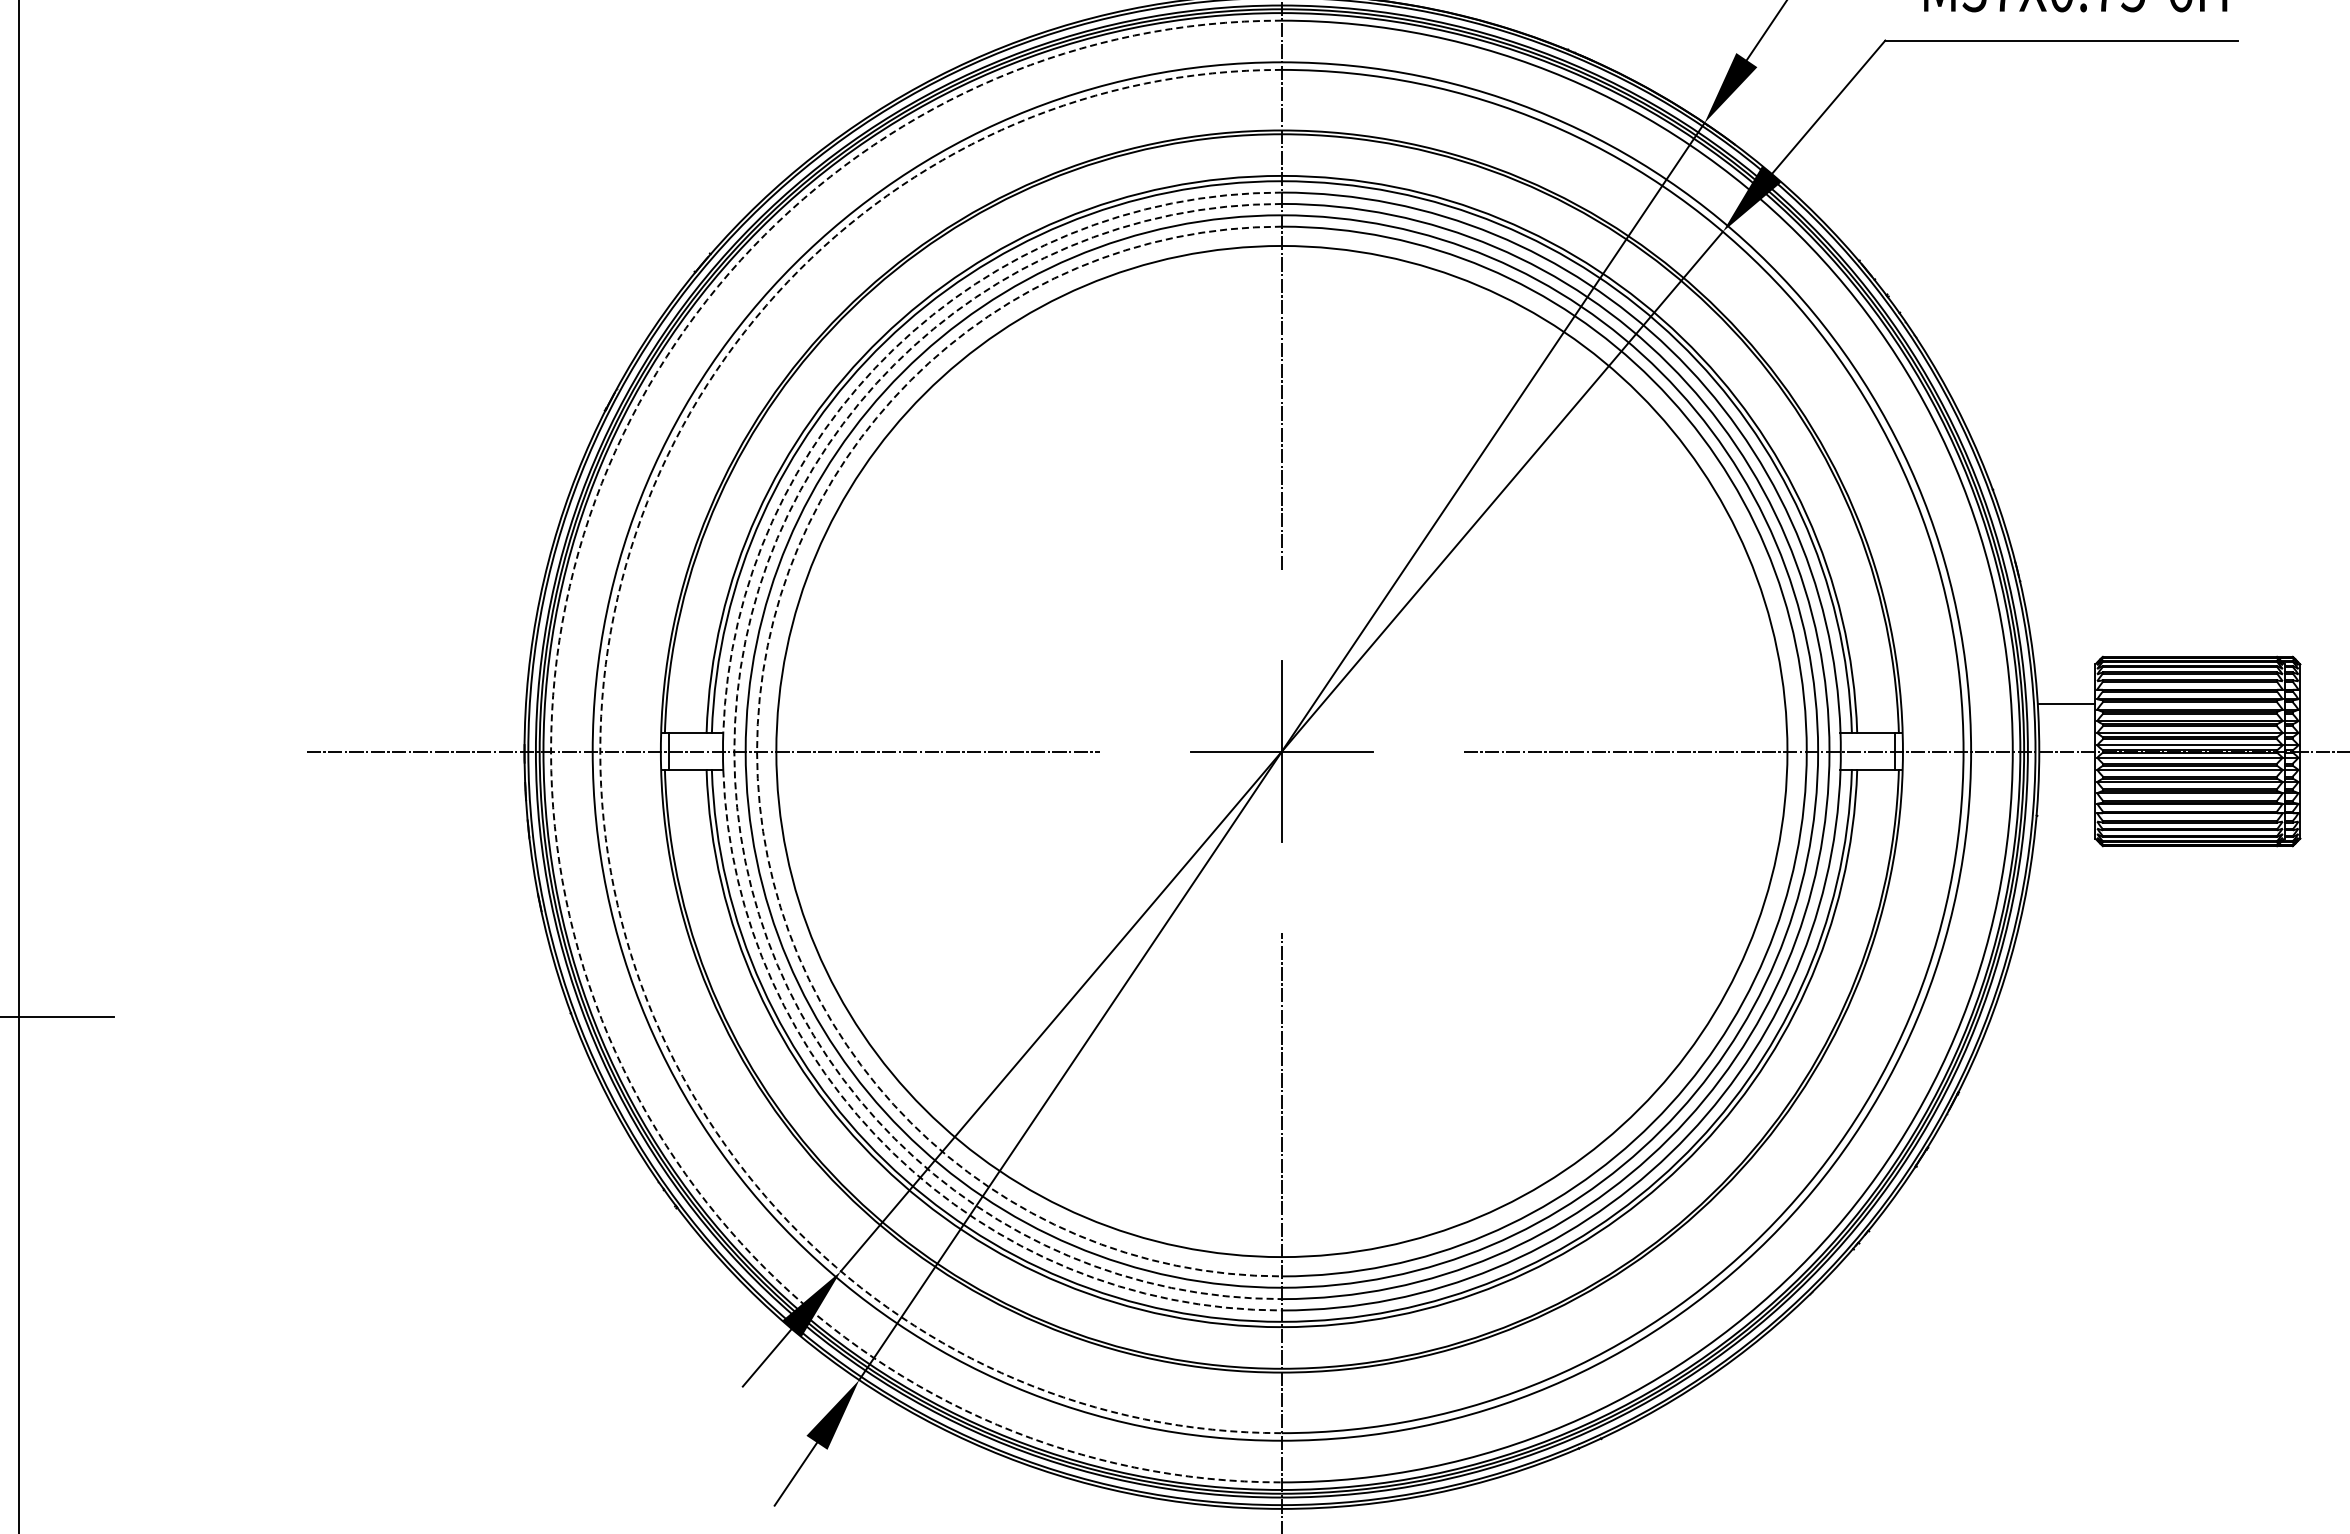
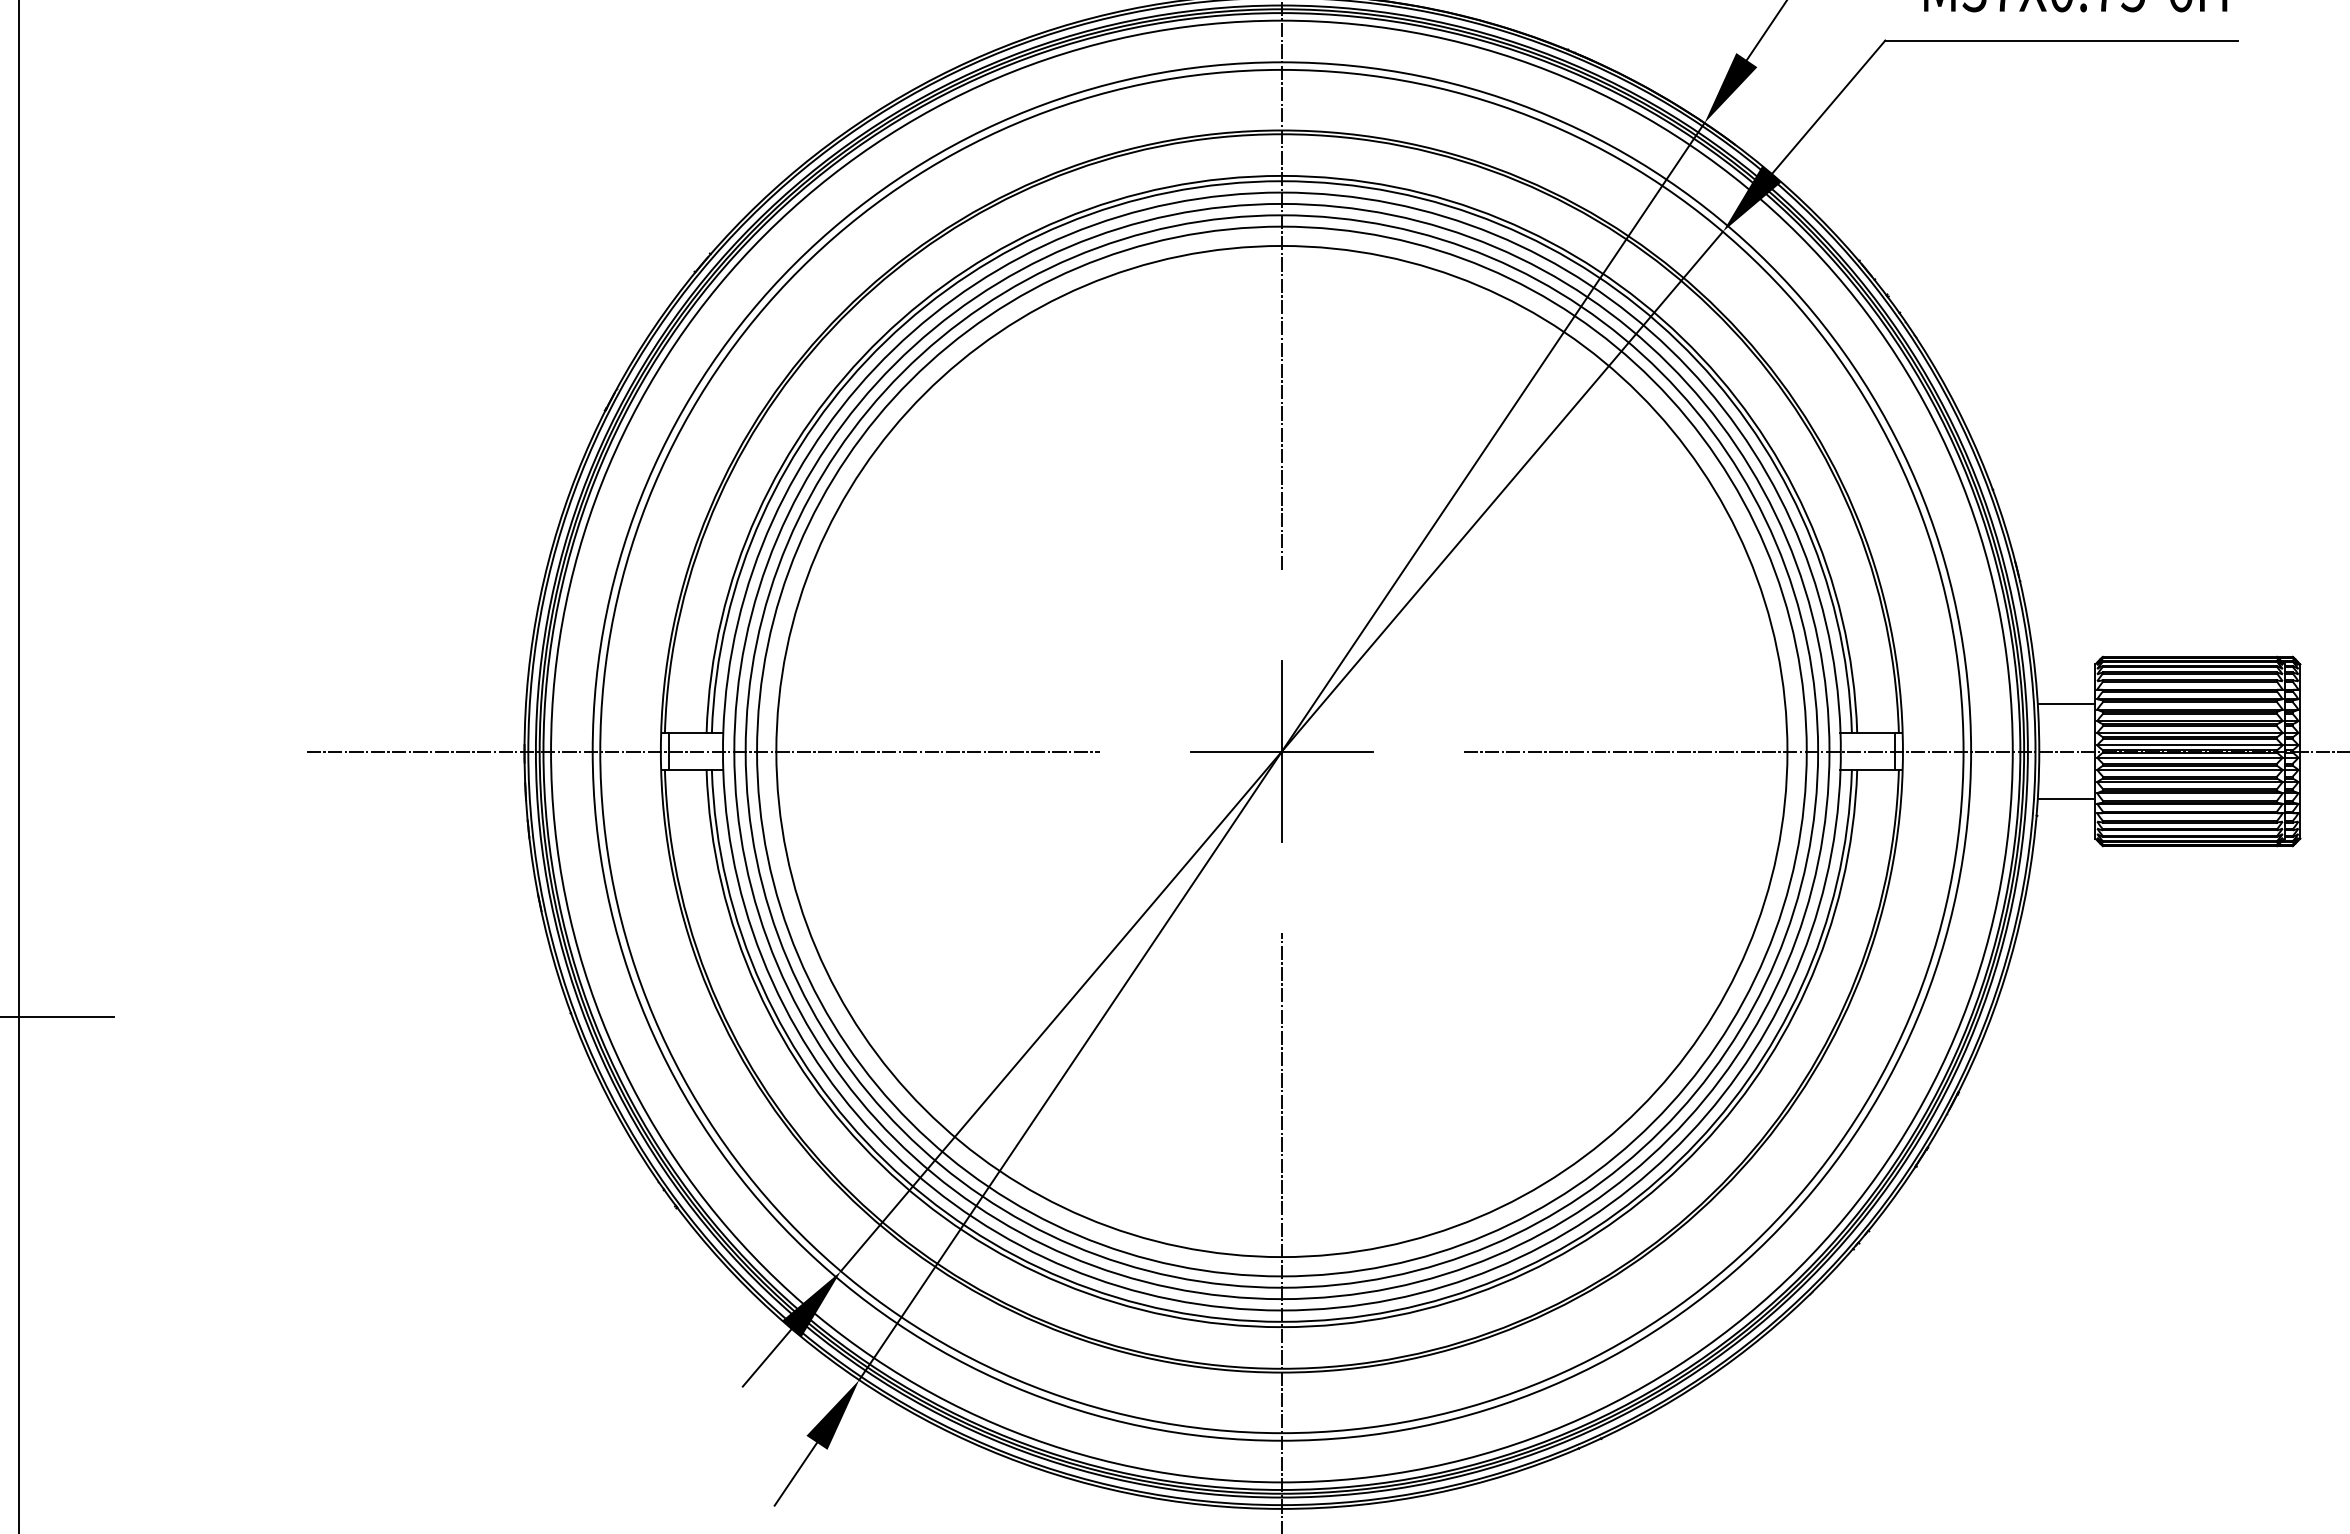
arc: dashed -> solid (893, 349)
arc: dashed -> solid (551, 751)
arc: dashed -> solid (600, 751)
arc: dashed -> solid (734, 751)
arc: dashed -> solid (757, 751)
line: none -> present (2066, 798)
arc: dashed -> solid (893, 1153)
